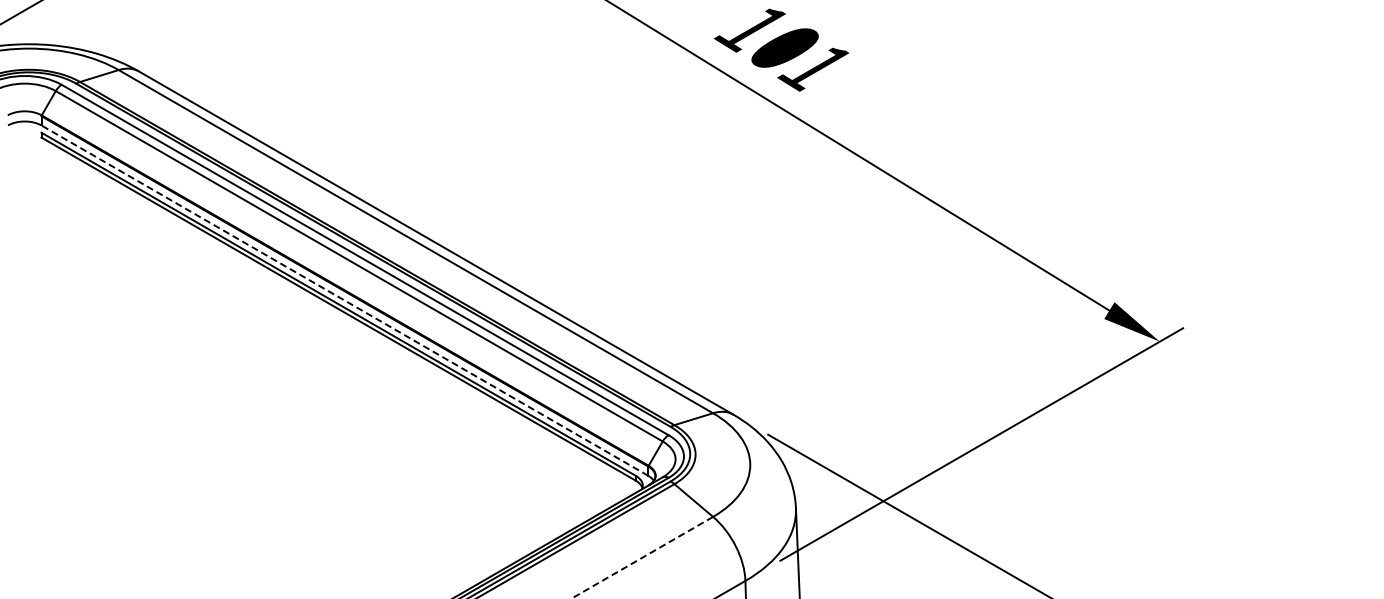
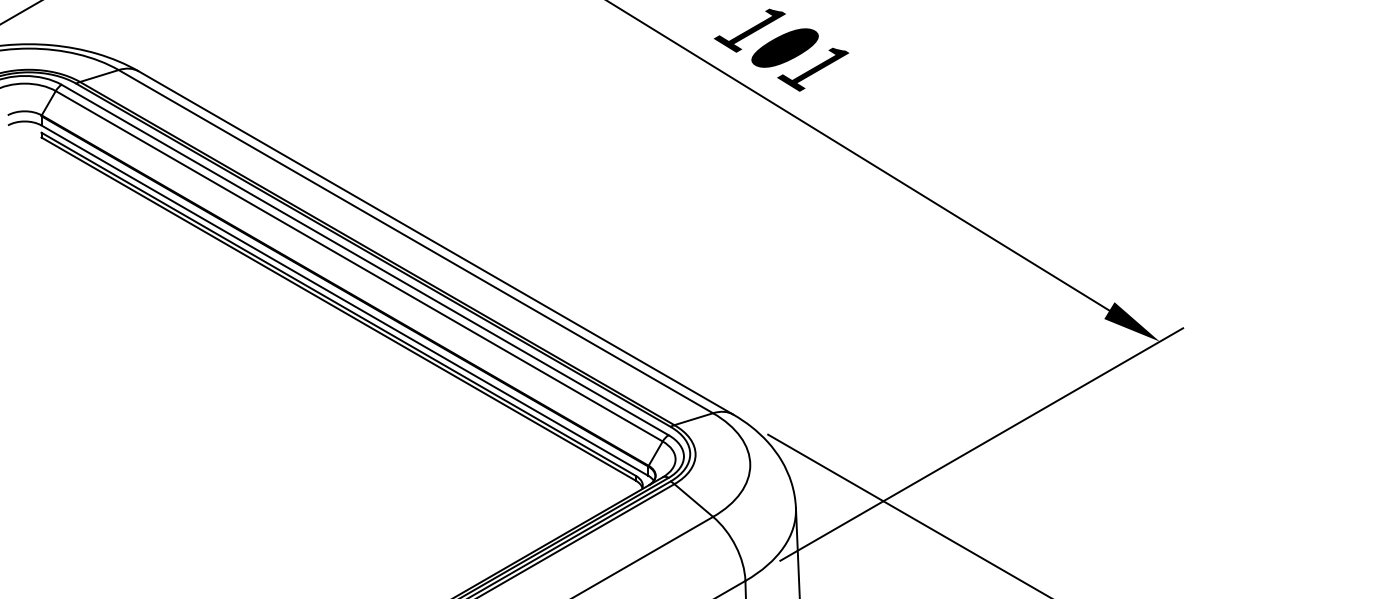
line: dashed -> solid (344, 300)
line: dashed -> solid (642, 557)
